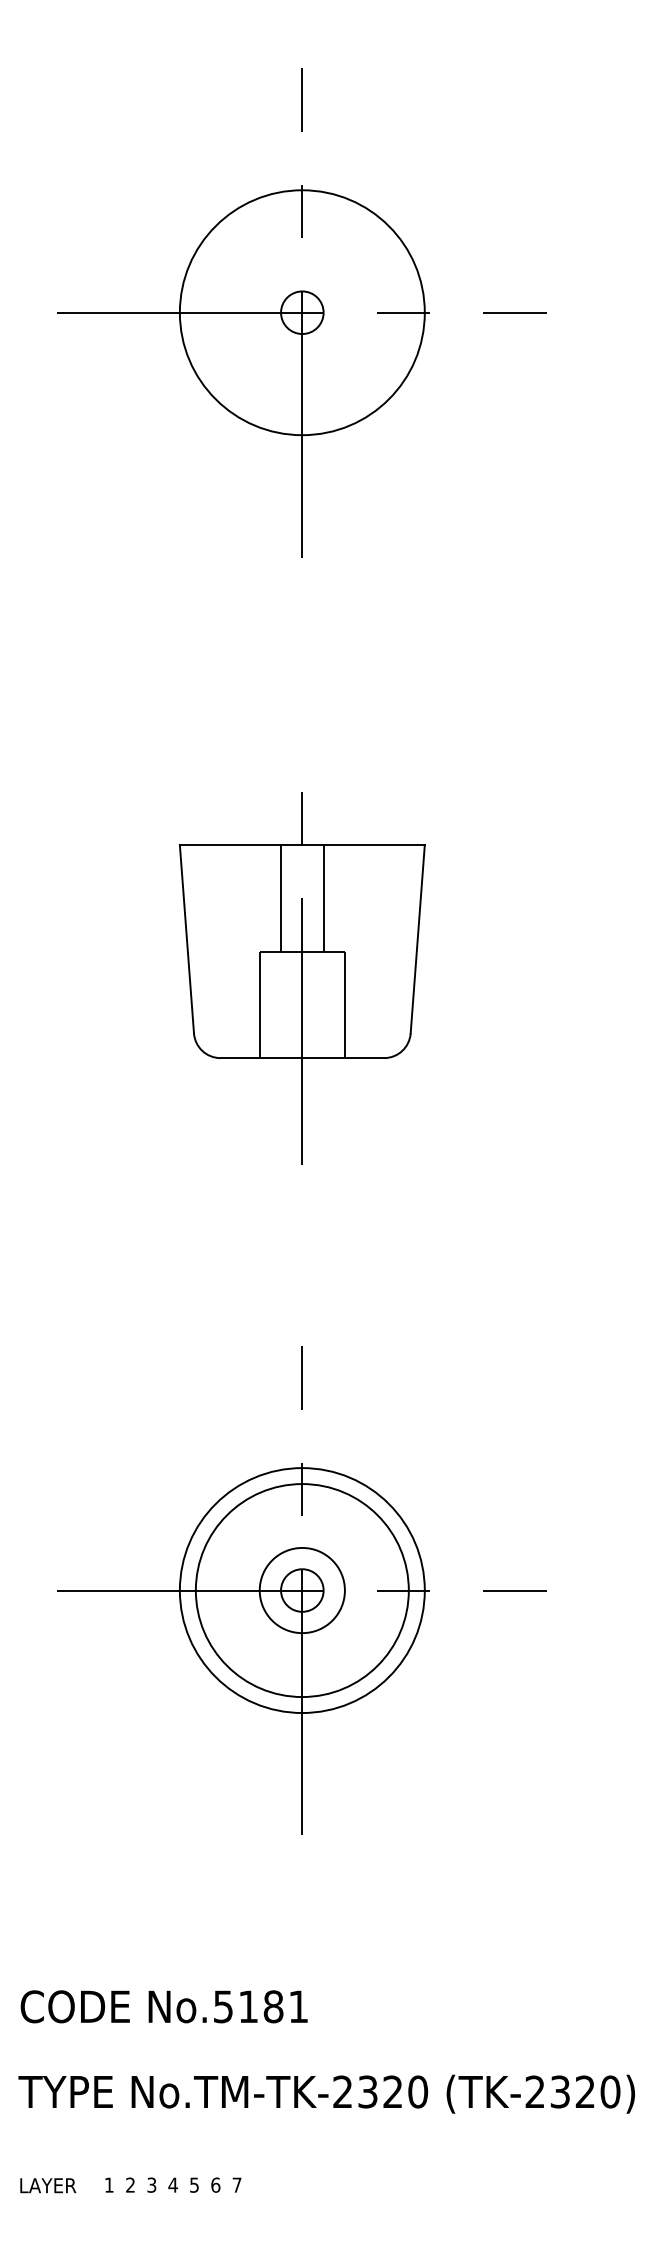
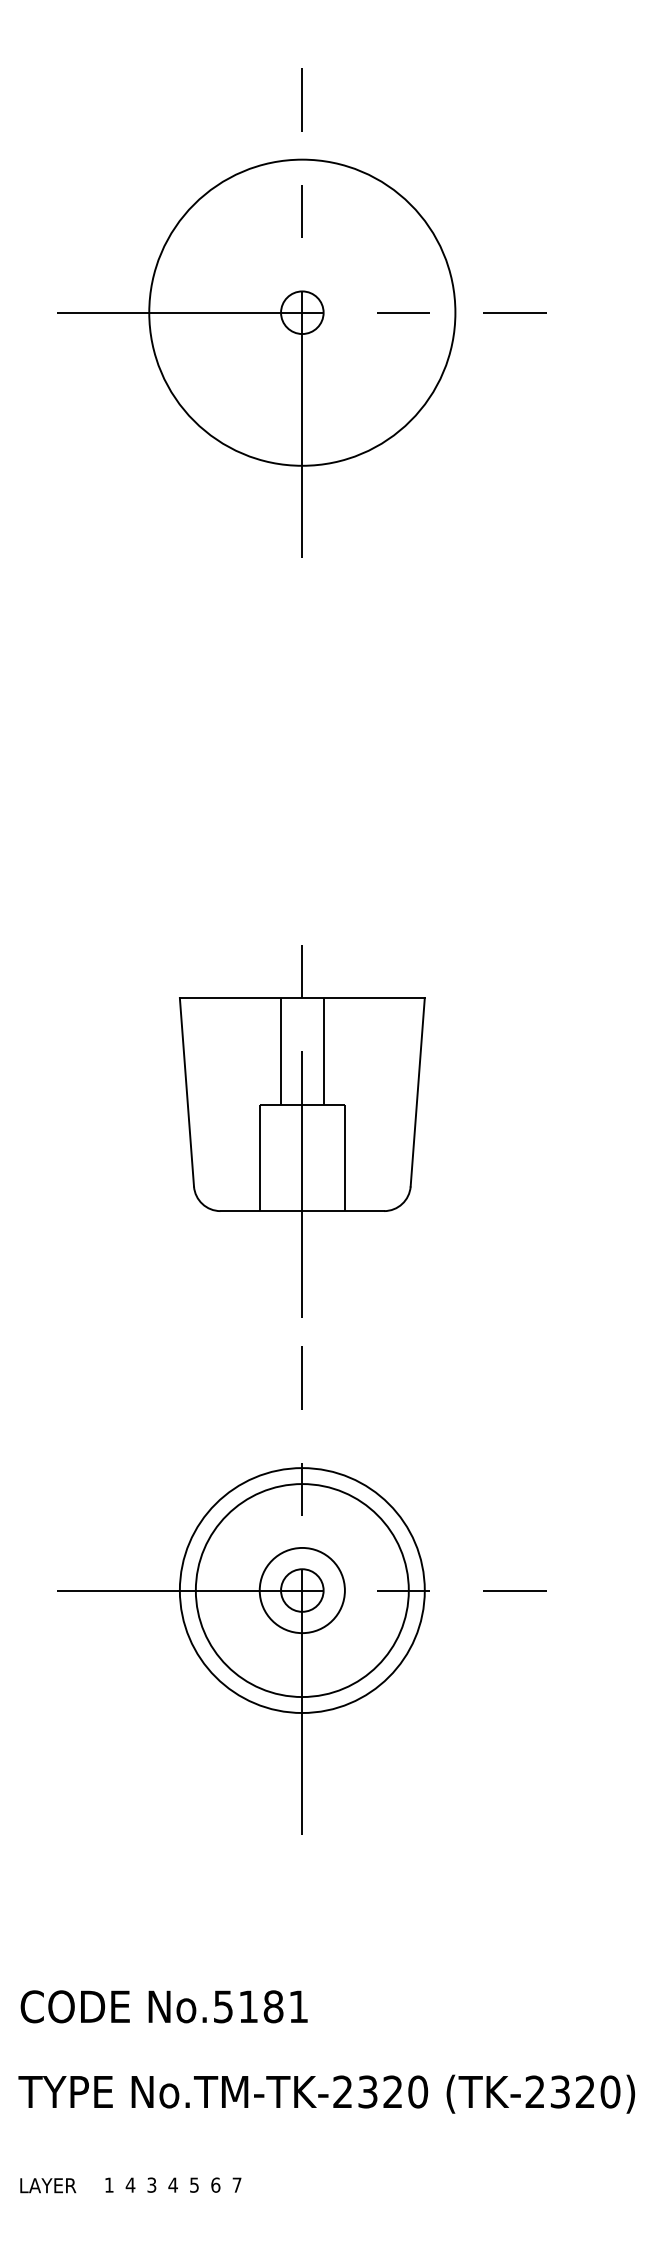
circle diameter: 245 px -> 306 px (302, 312)
part position: (302, 978) -> (302, 1131) (302, 1131)
text: 2 -> 4 (130, 2184)
